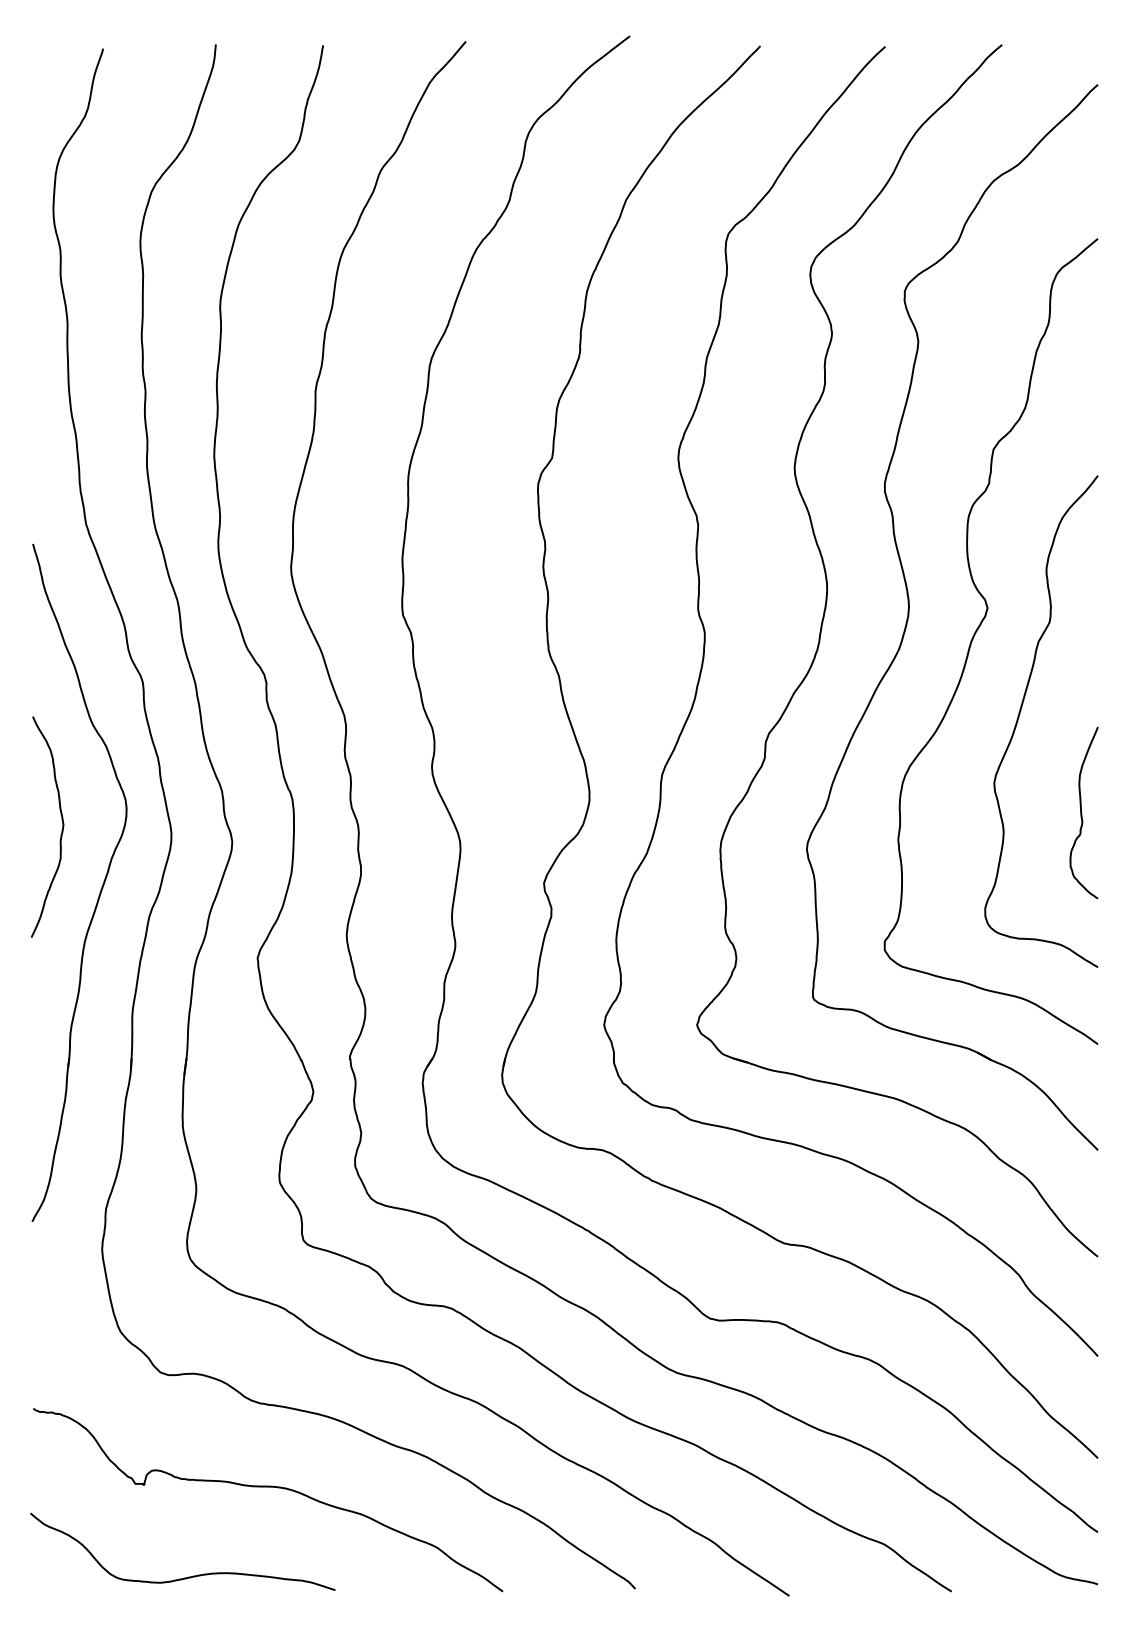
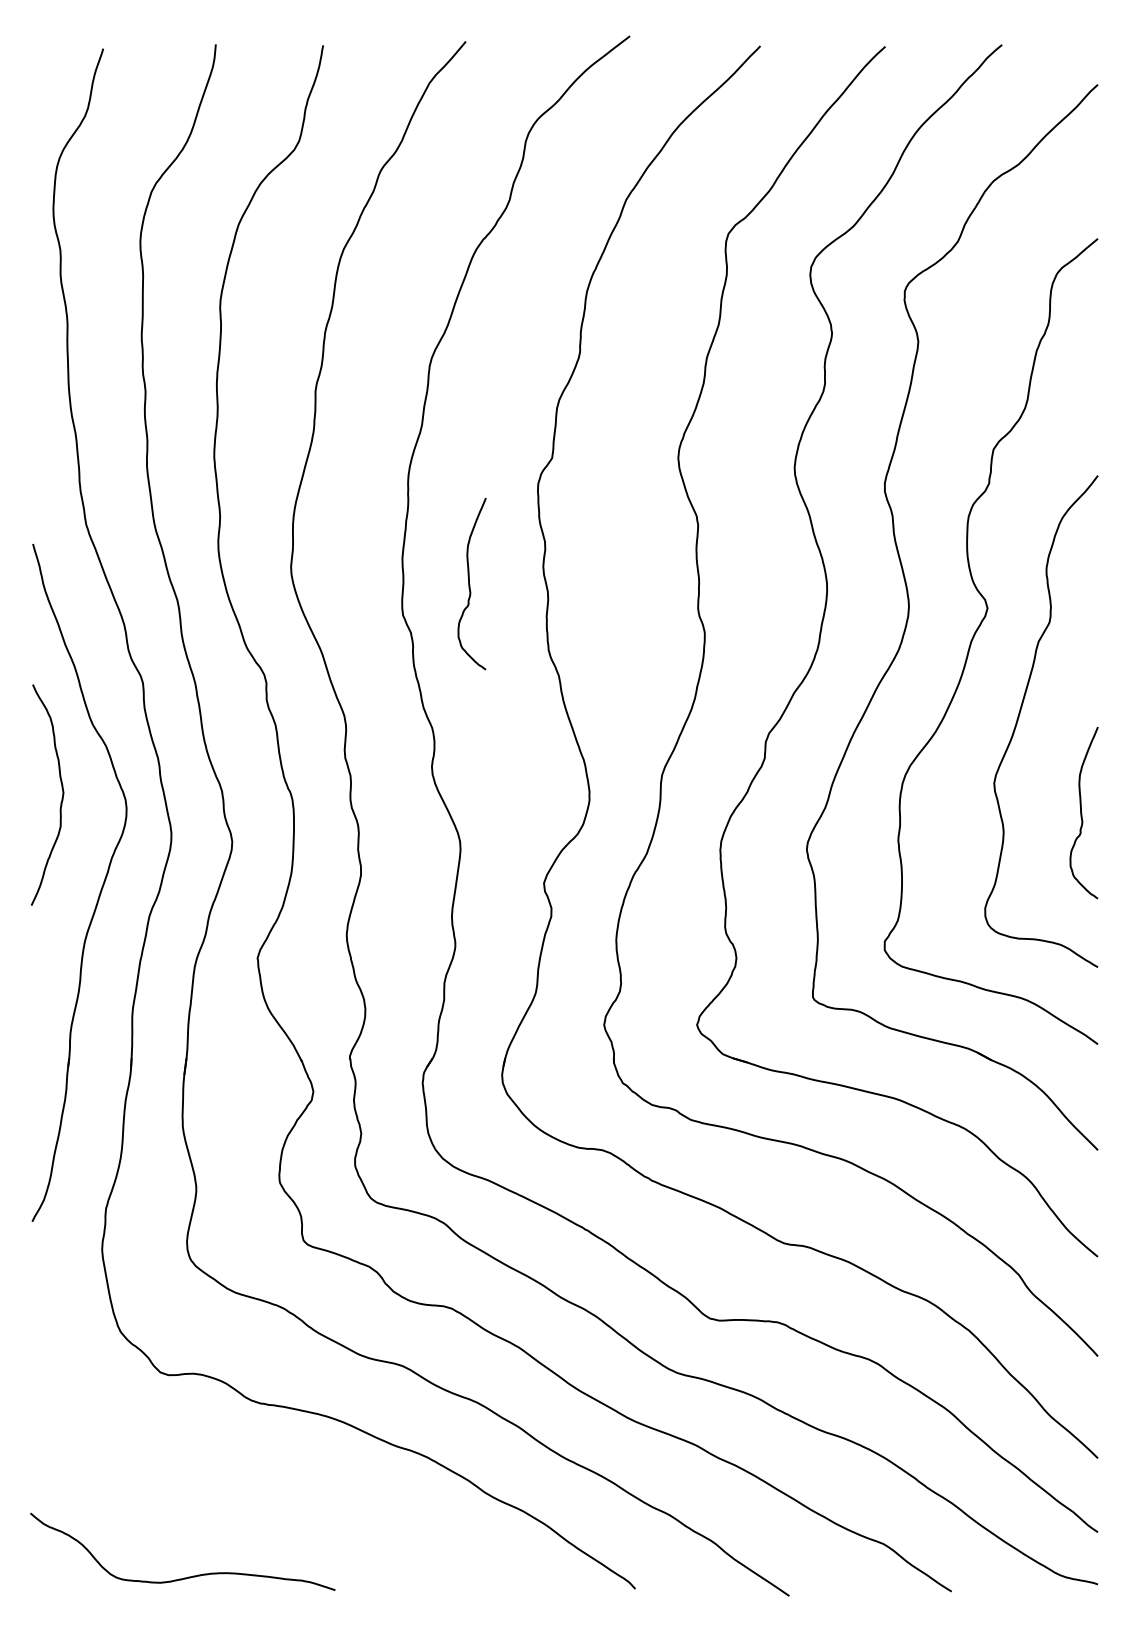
curve: none -> present (470, 584)
curve position: (61, 829) -> (61, 797) (61, 797)
curve: present -> none (268, 1487)
